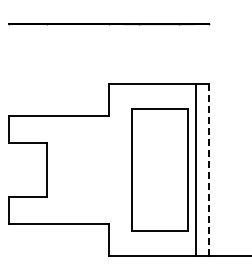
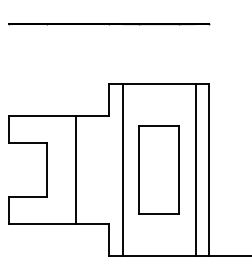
line: none -> present (76, 169)
line: none -> present (123, 169)
part size: 58x124 px -> 42x90 px (158, 169)
line: dashed -> solid (209, 169)
